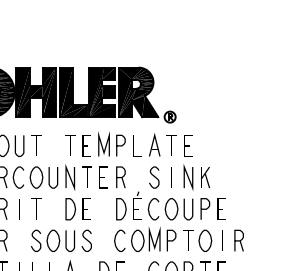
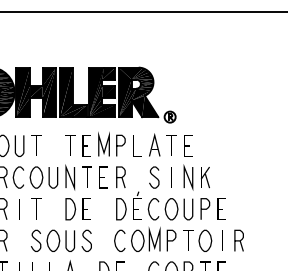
line: none -> present (143, 12)
